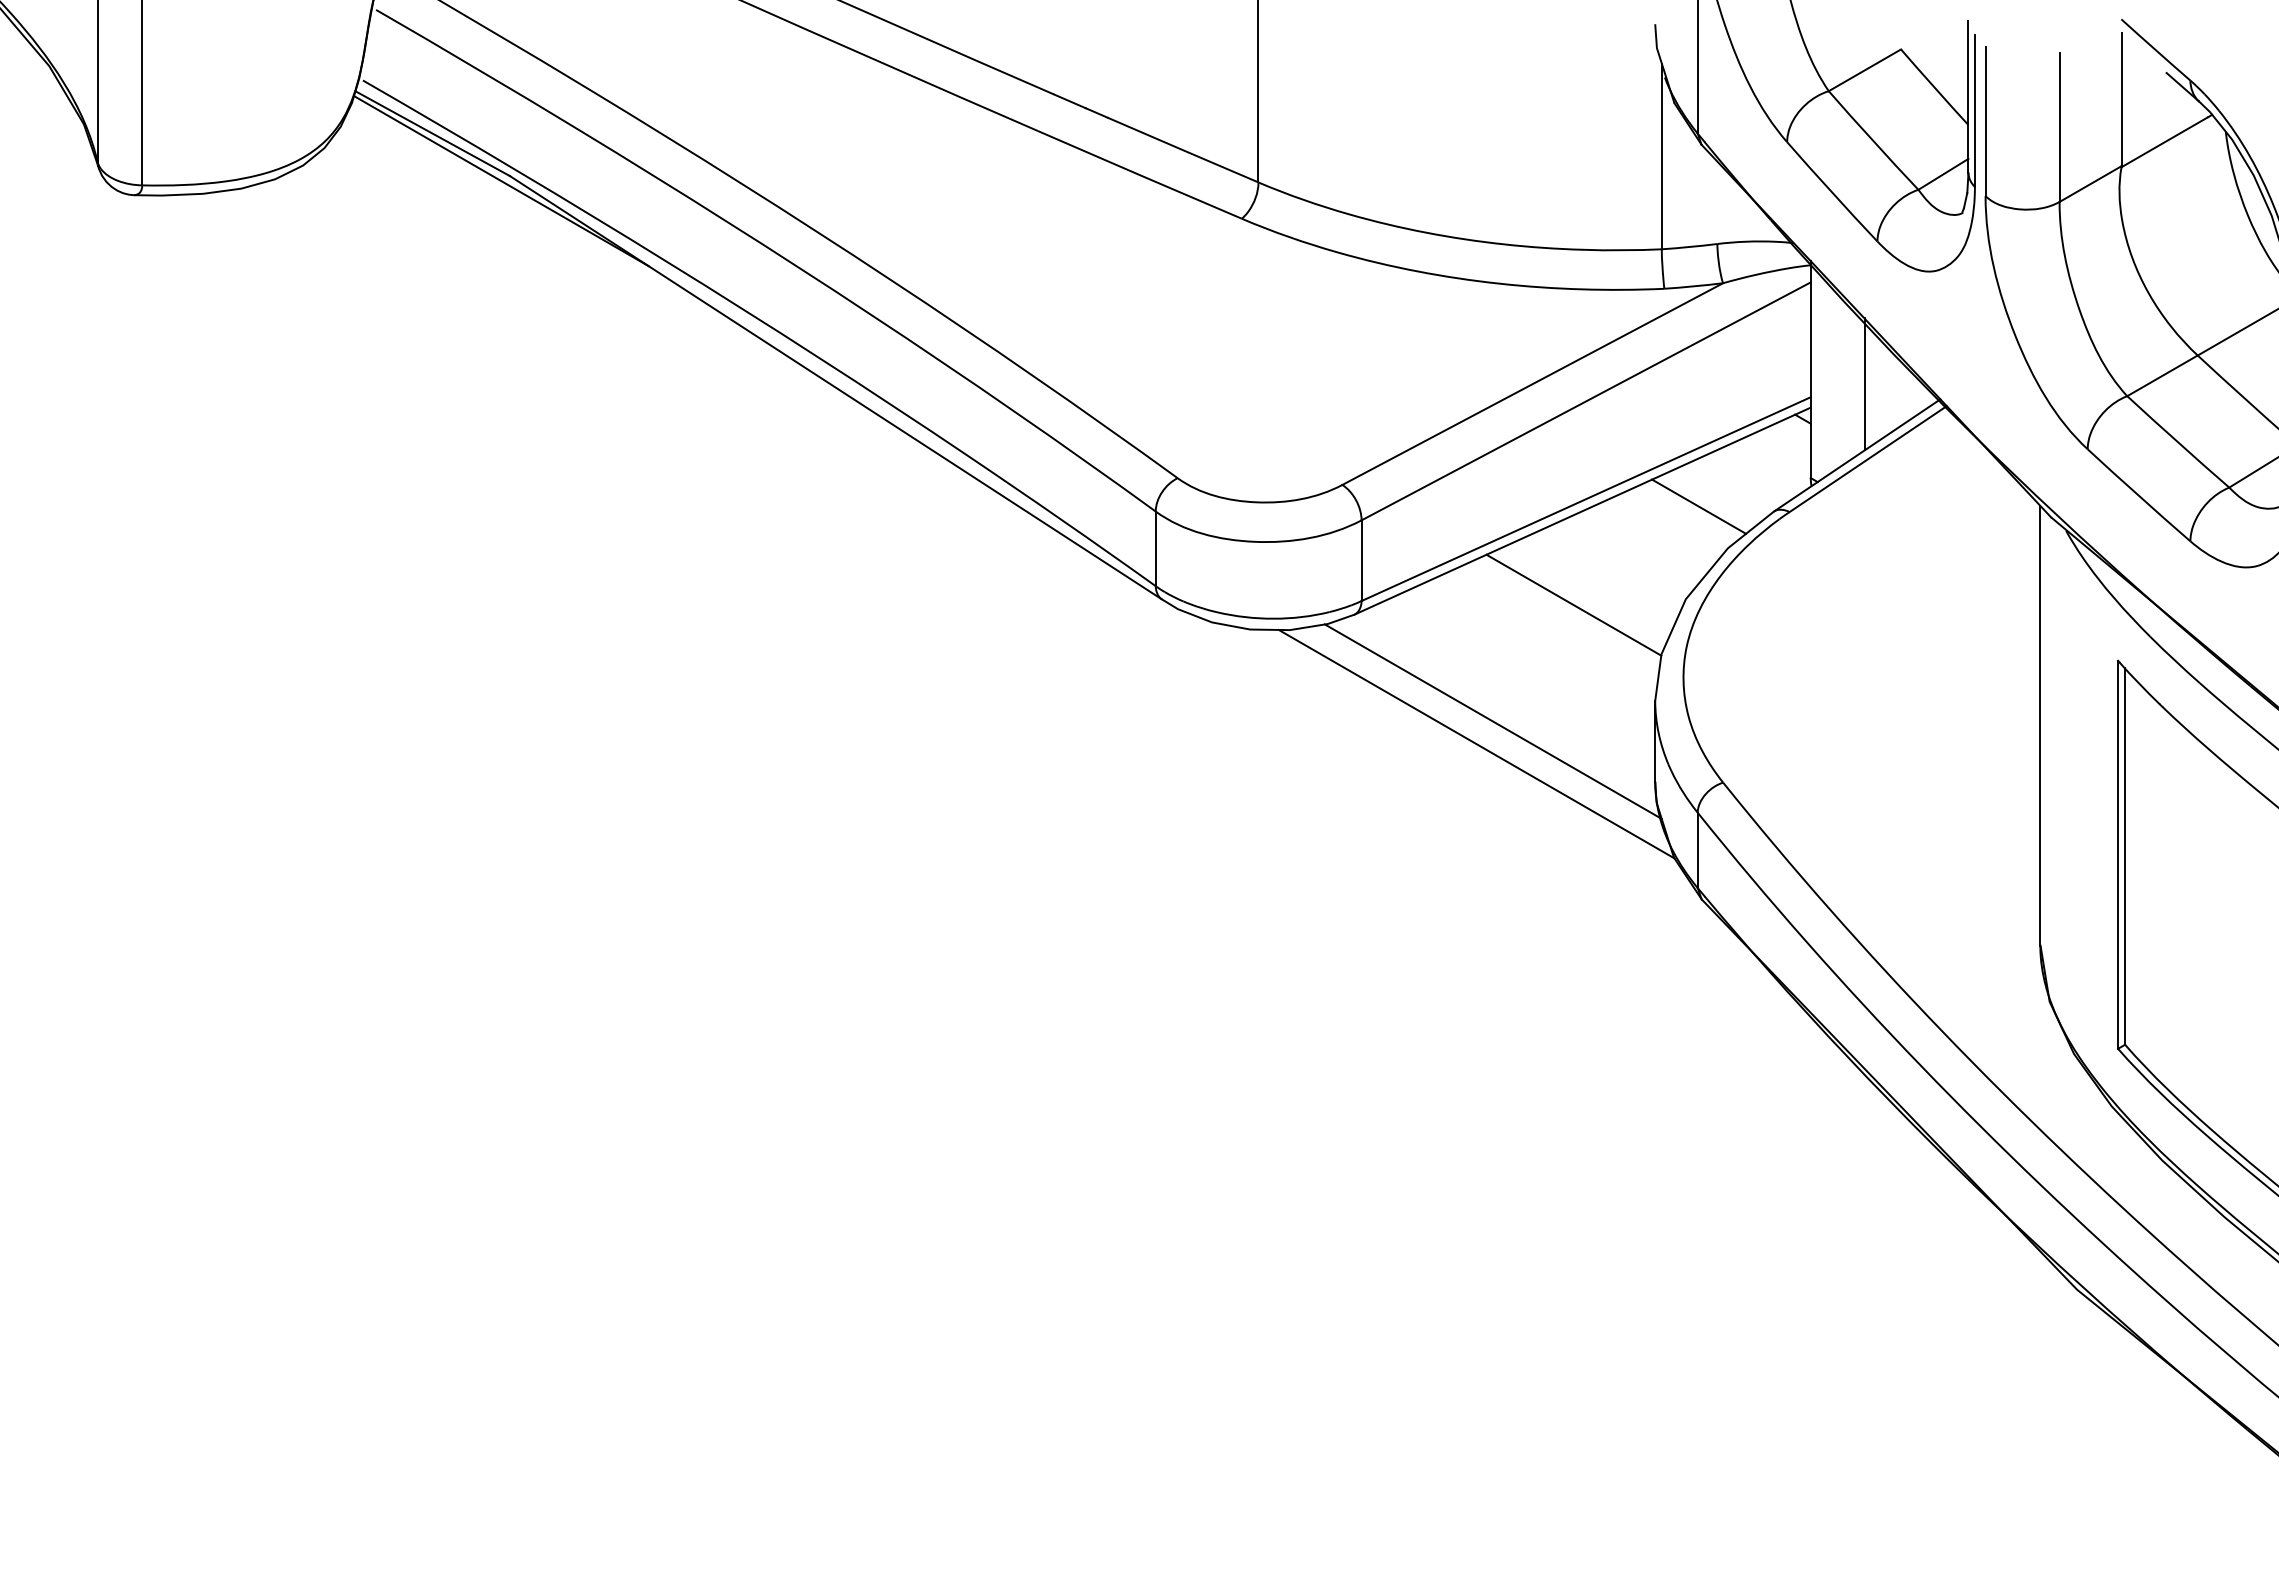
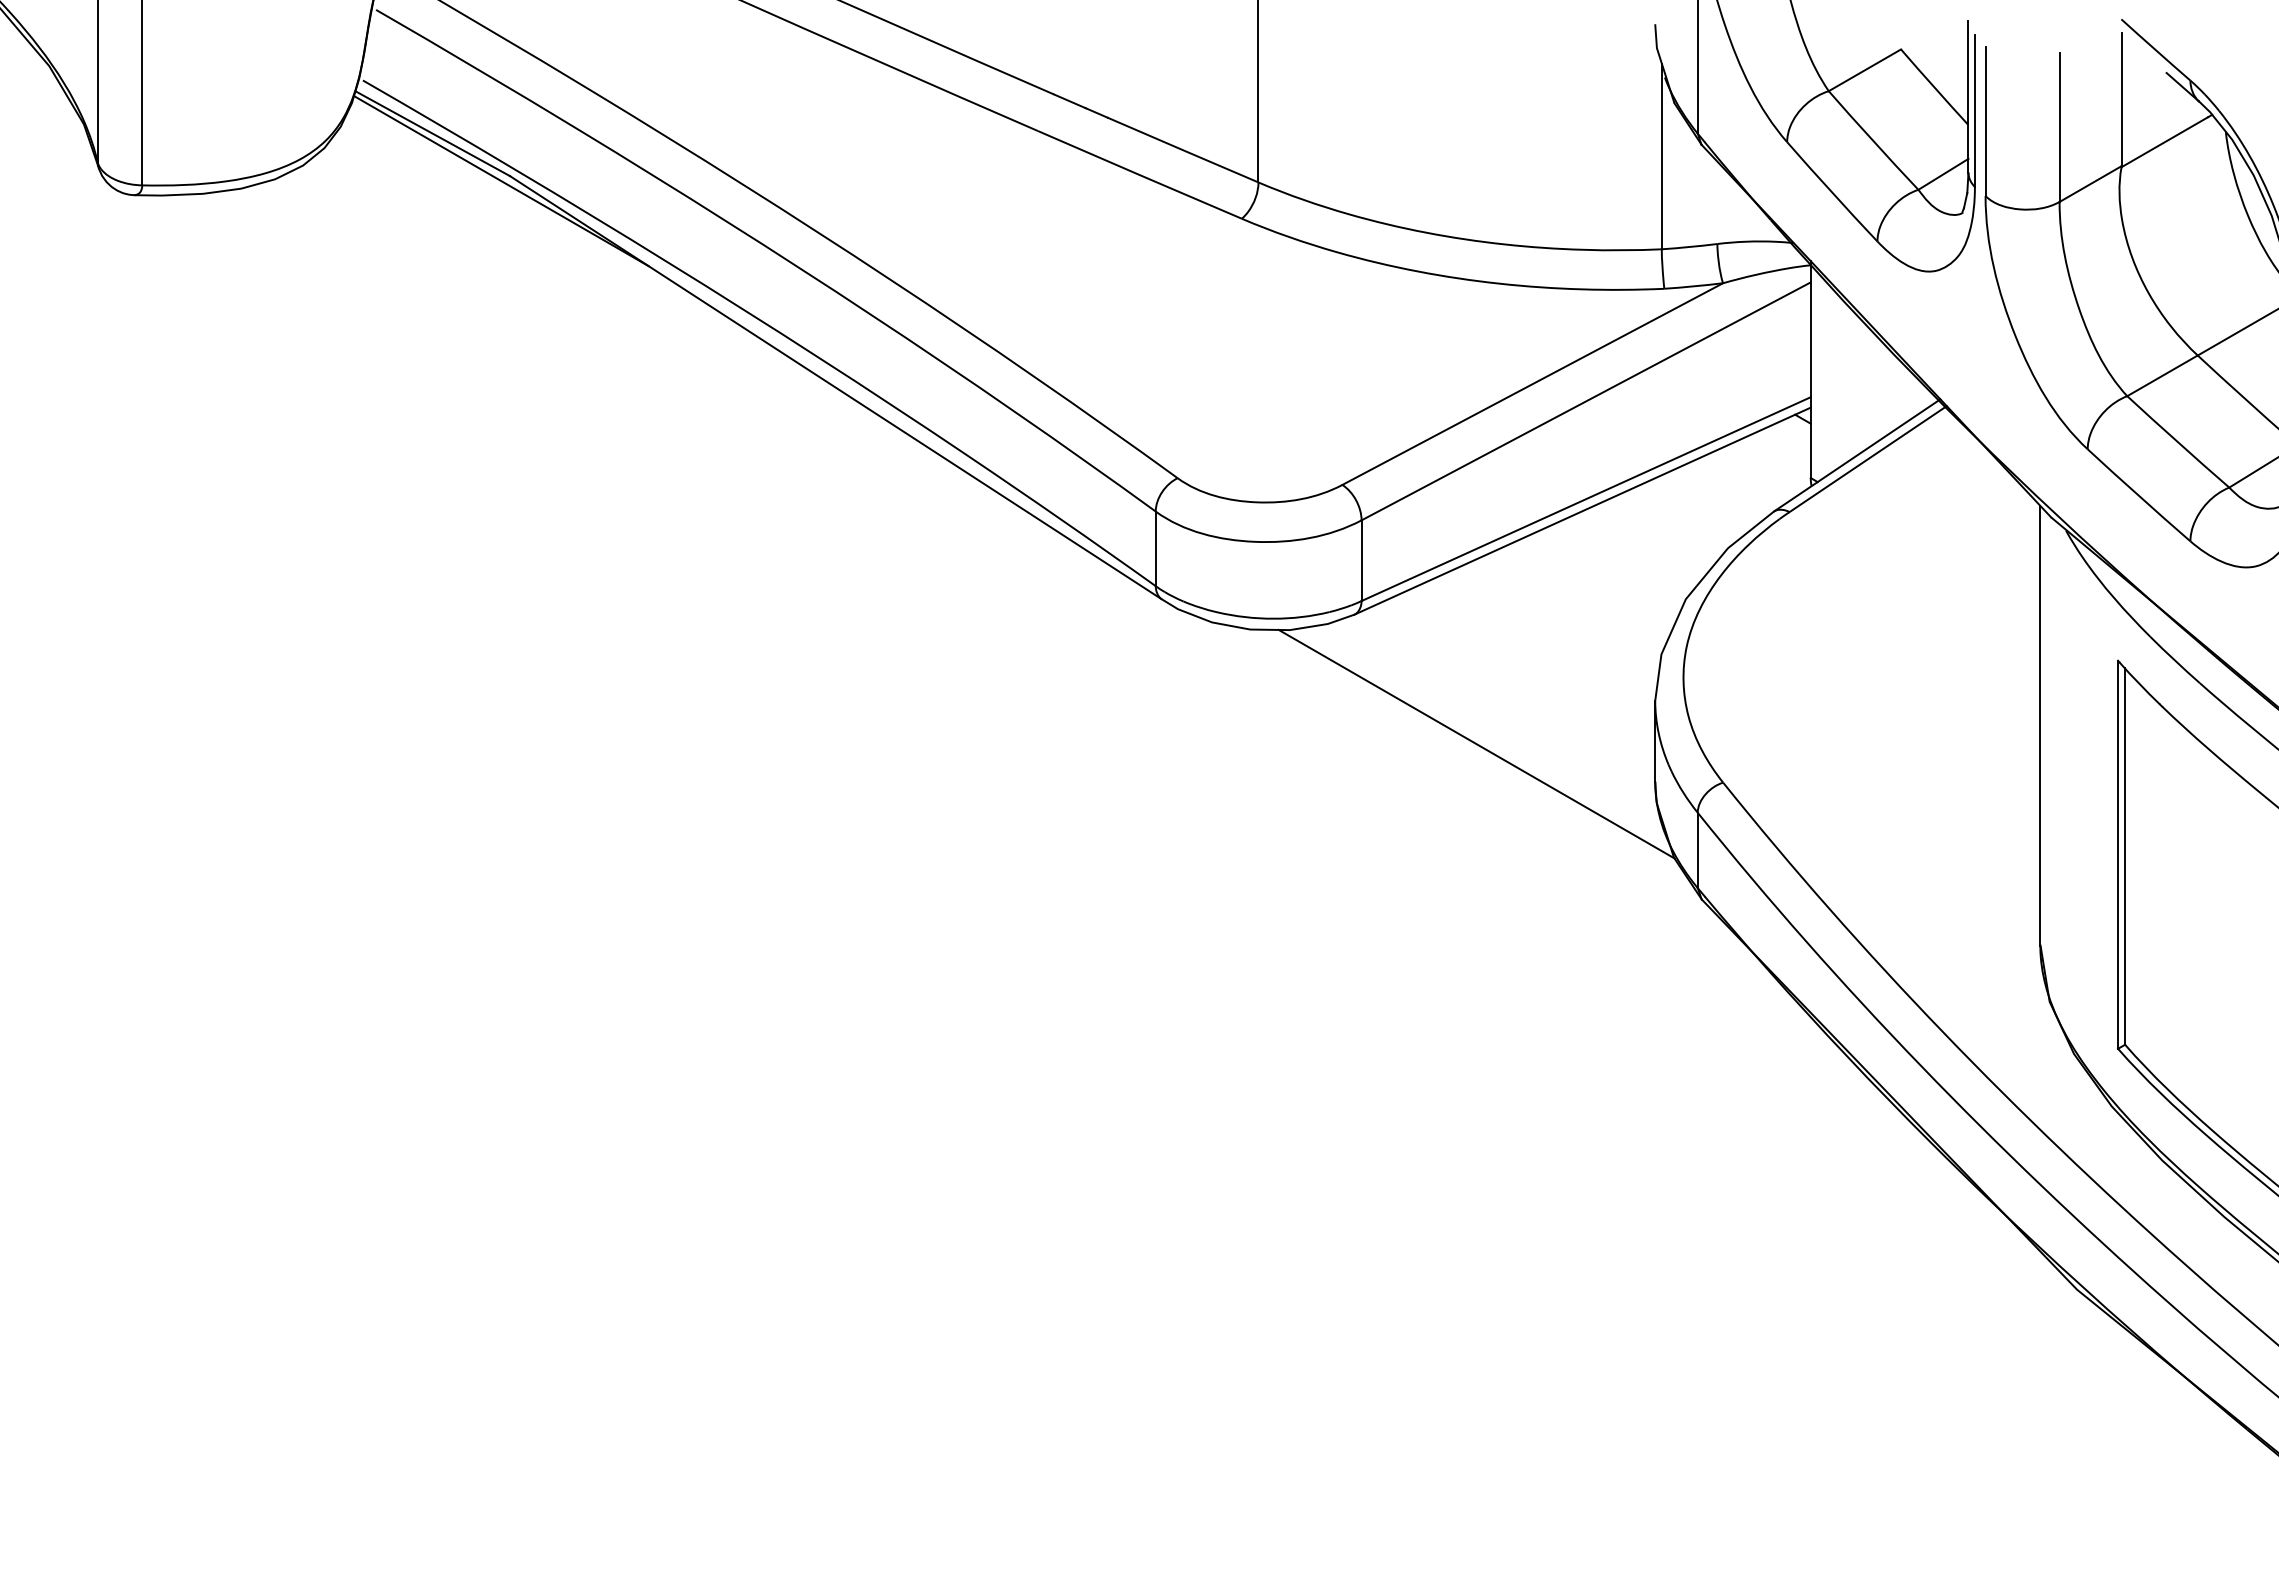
line: present -> none (1864, 384)
line: present -> none (1699, 506)
line: present -> none (1573, 604)
line: present -> none (1492, 721)
